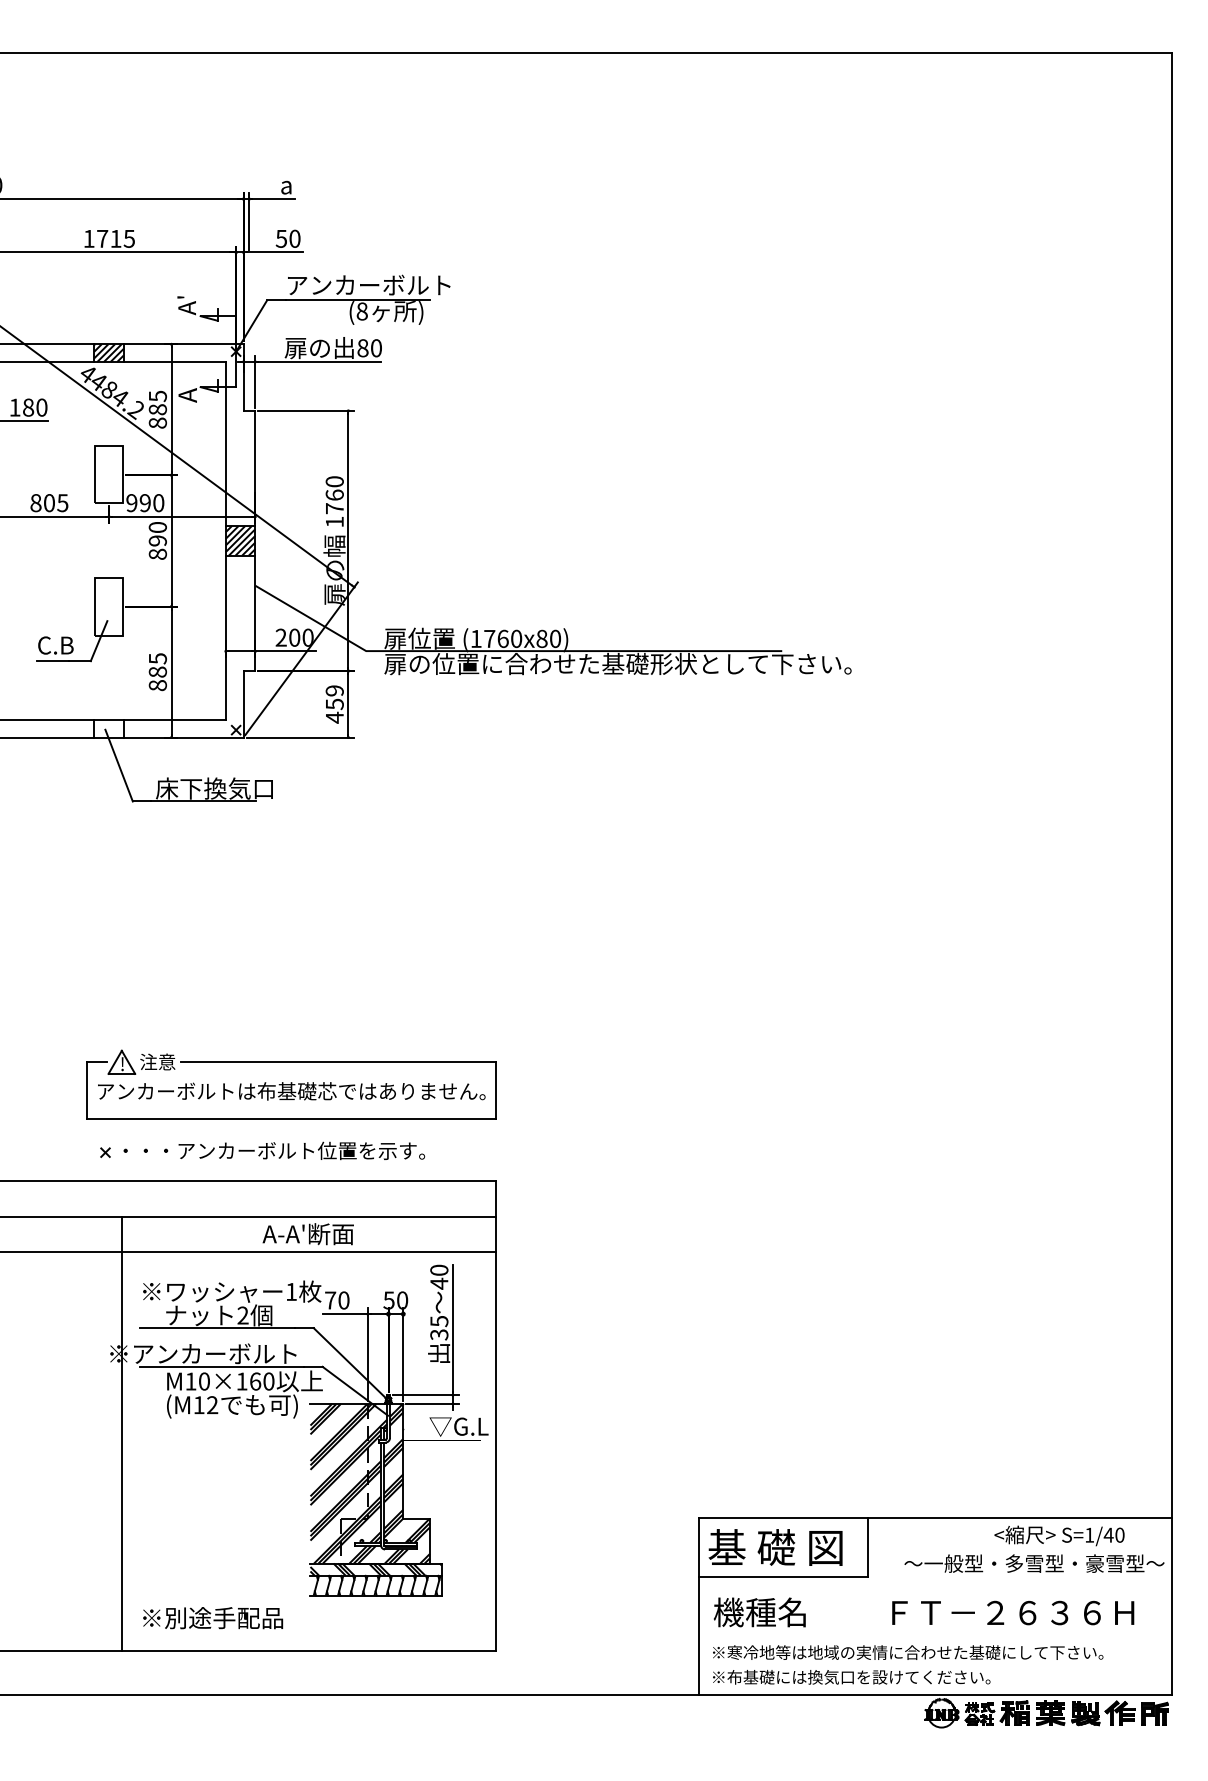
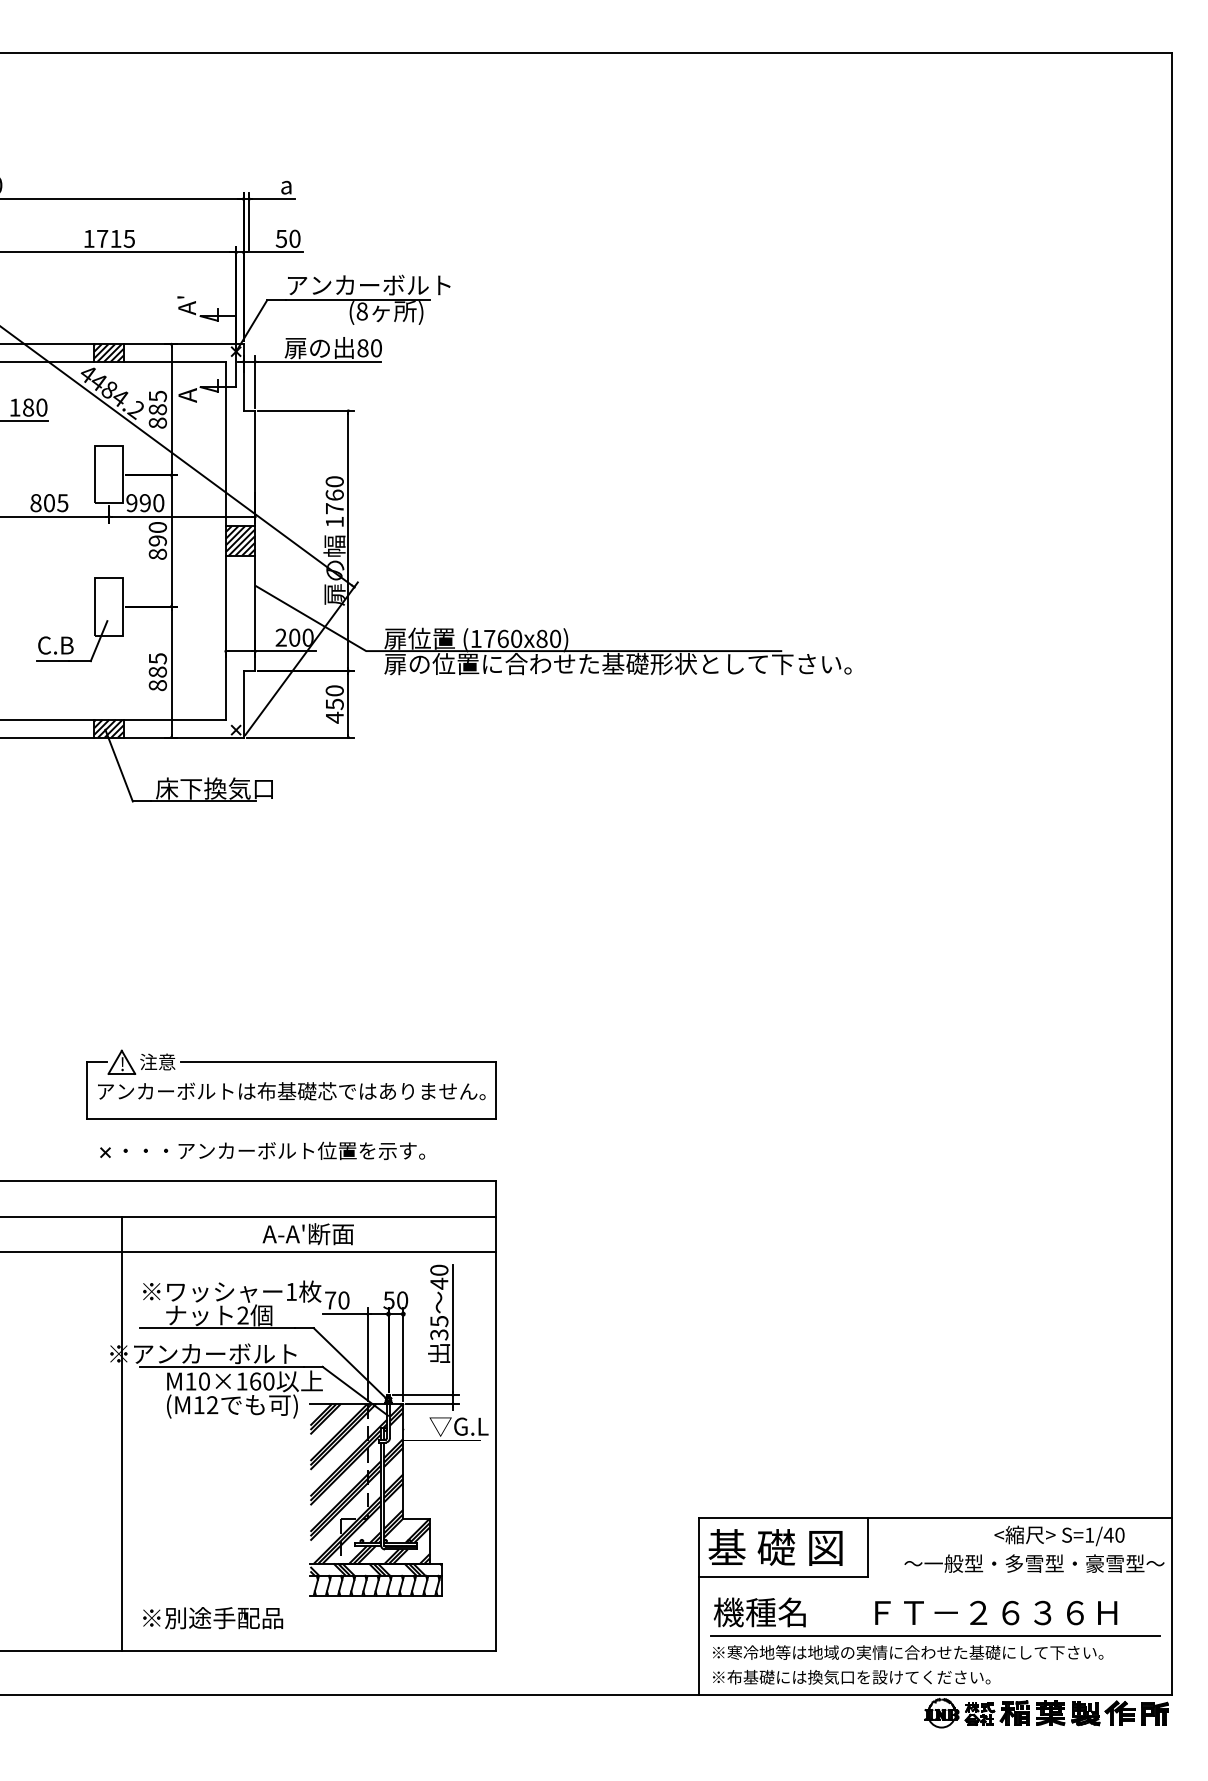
text: 459 -> 450 (334, 690)
hatch: none -> present (108, 728)
text position: (1013, 1612) -> (996, 1612) (996, 1612)
line: none -> present (934, 1636)
